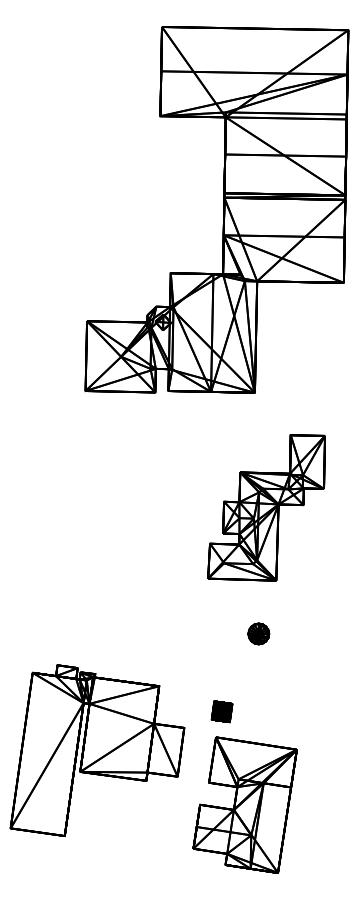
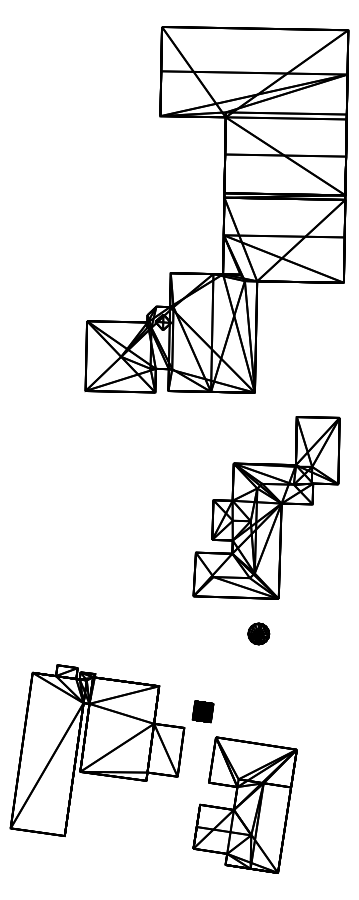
part size: 119x148 px -> 149x184 px (266, 507)
part position: (221, 711) -> (202, 711) (202, 711)
